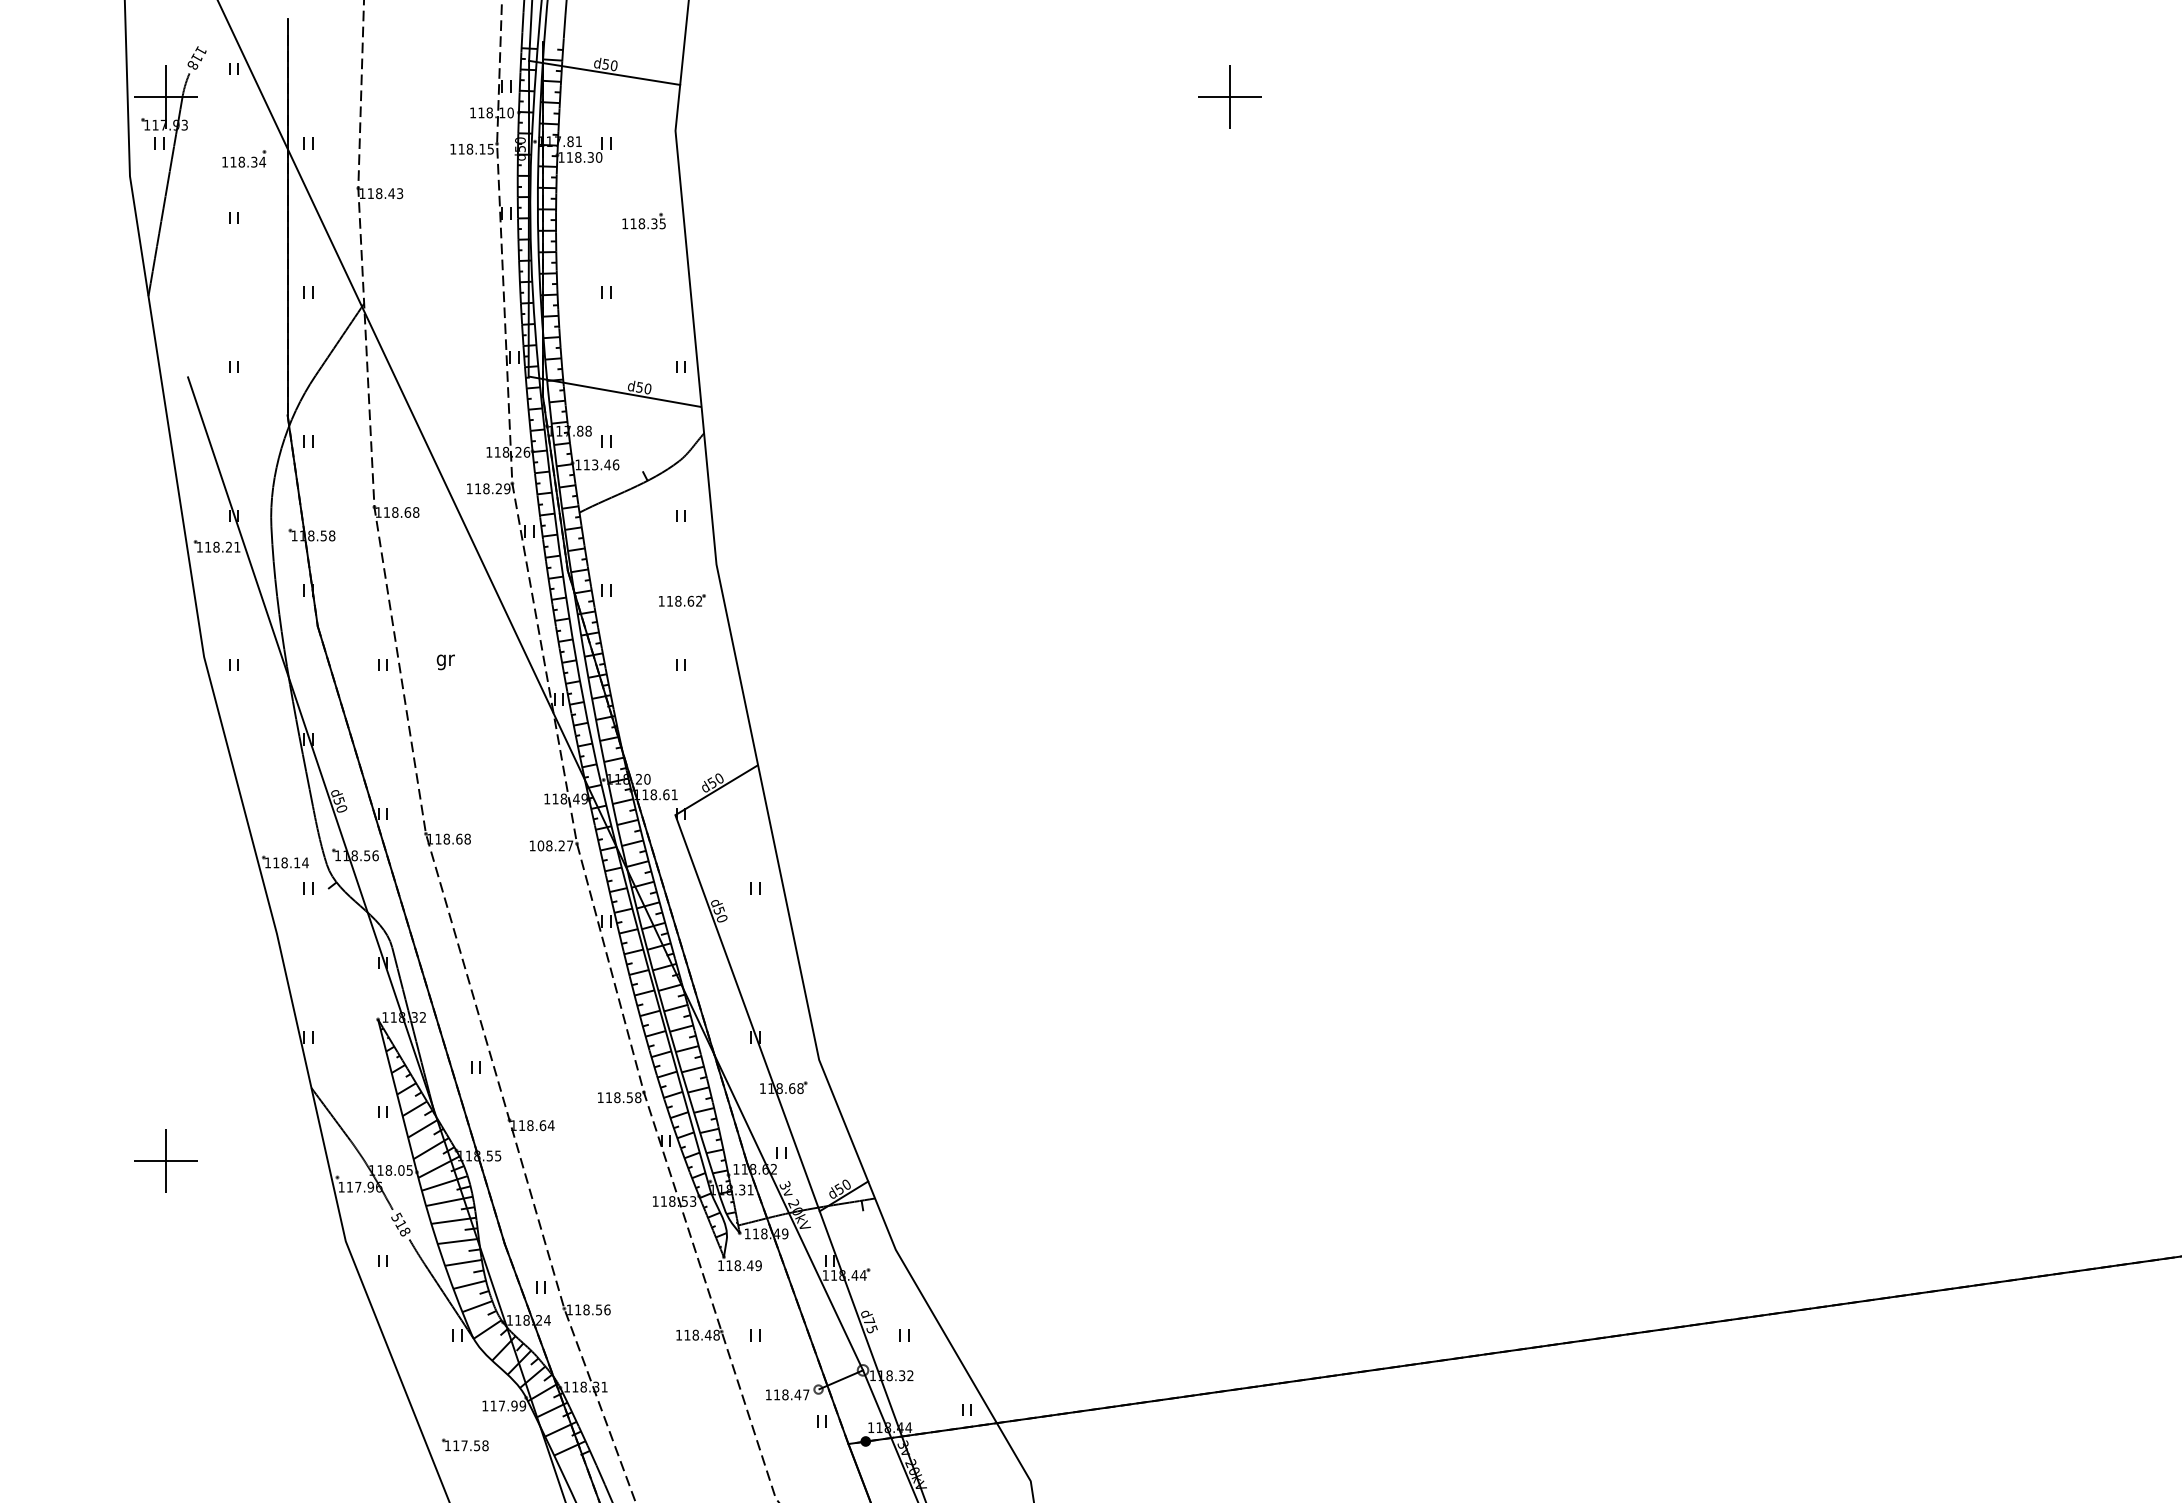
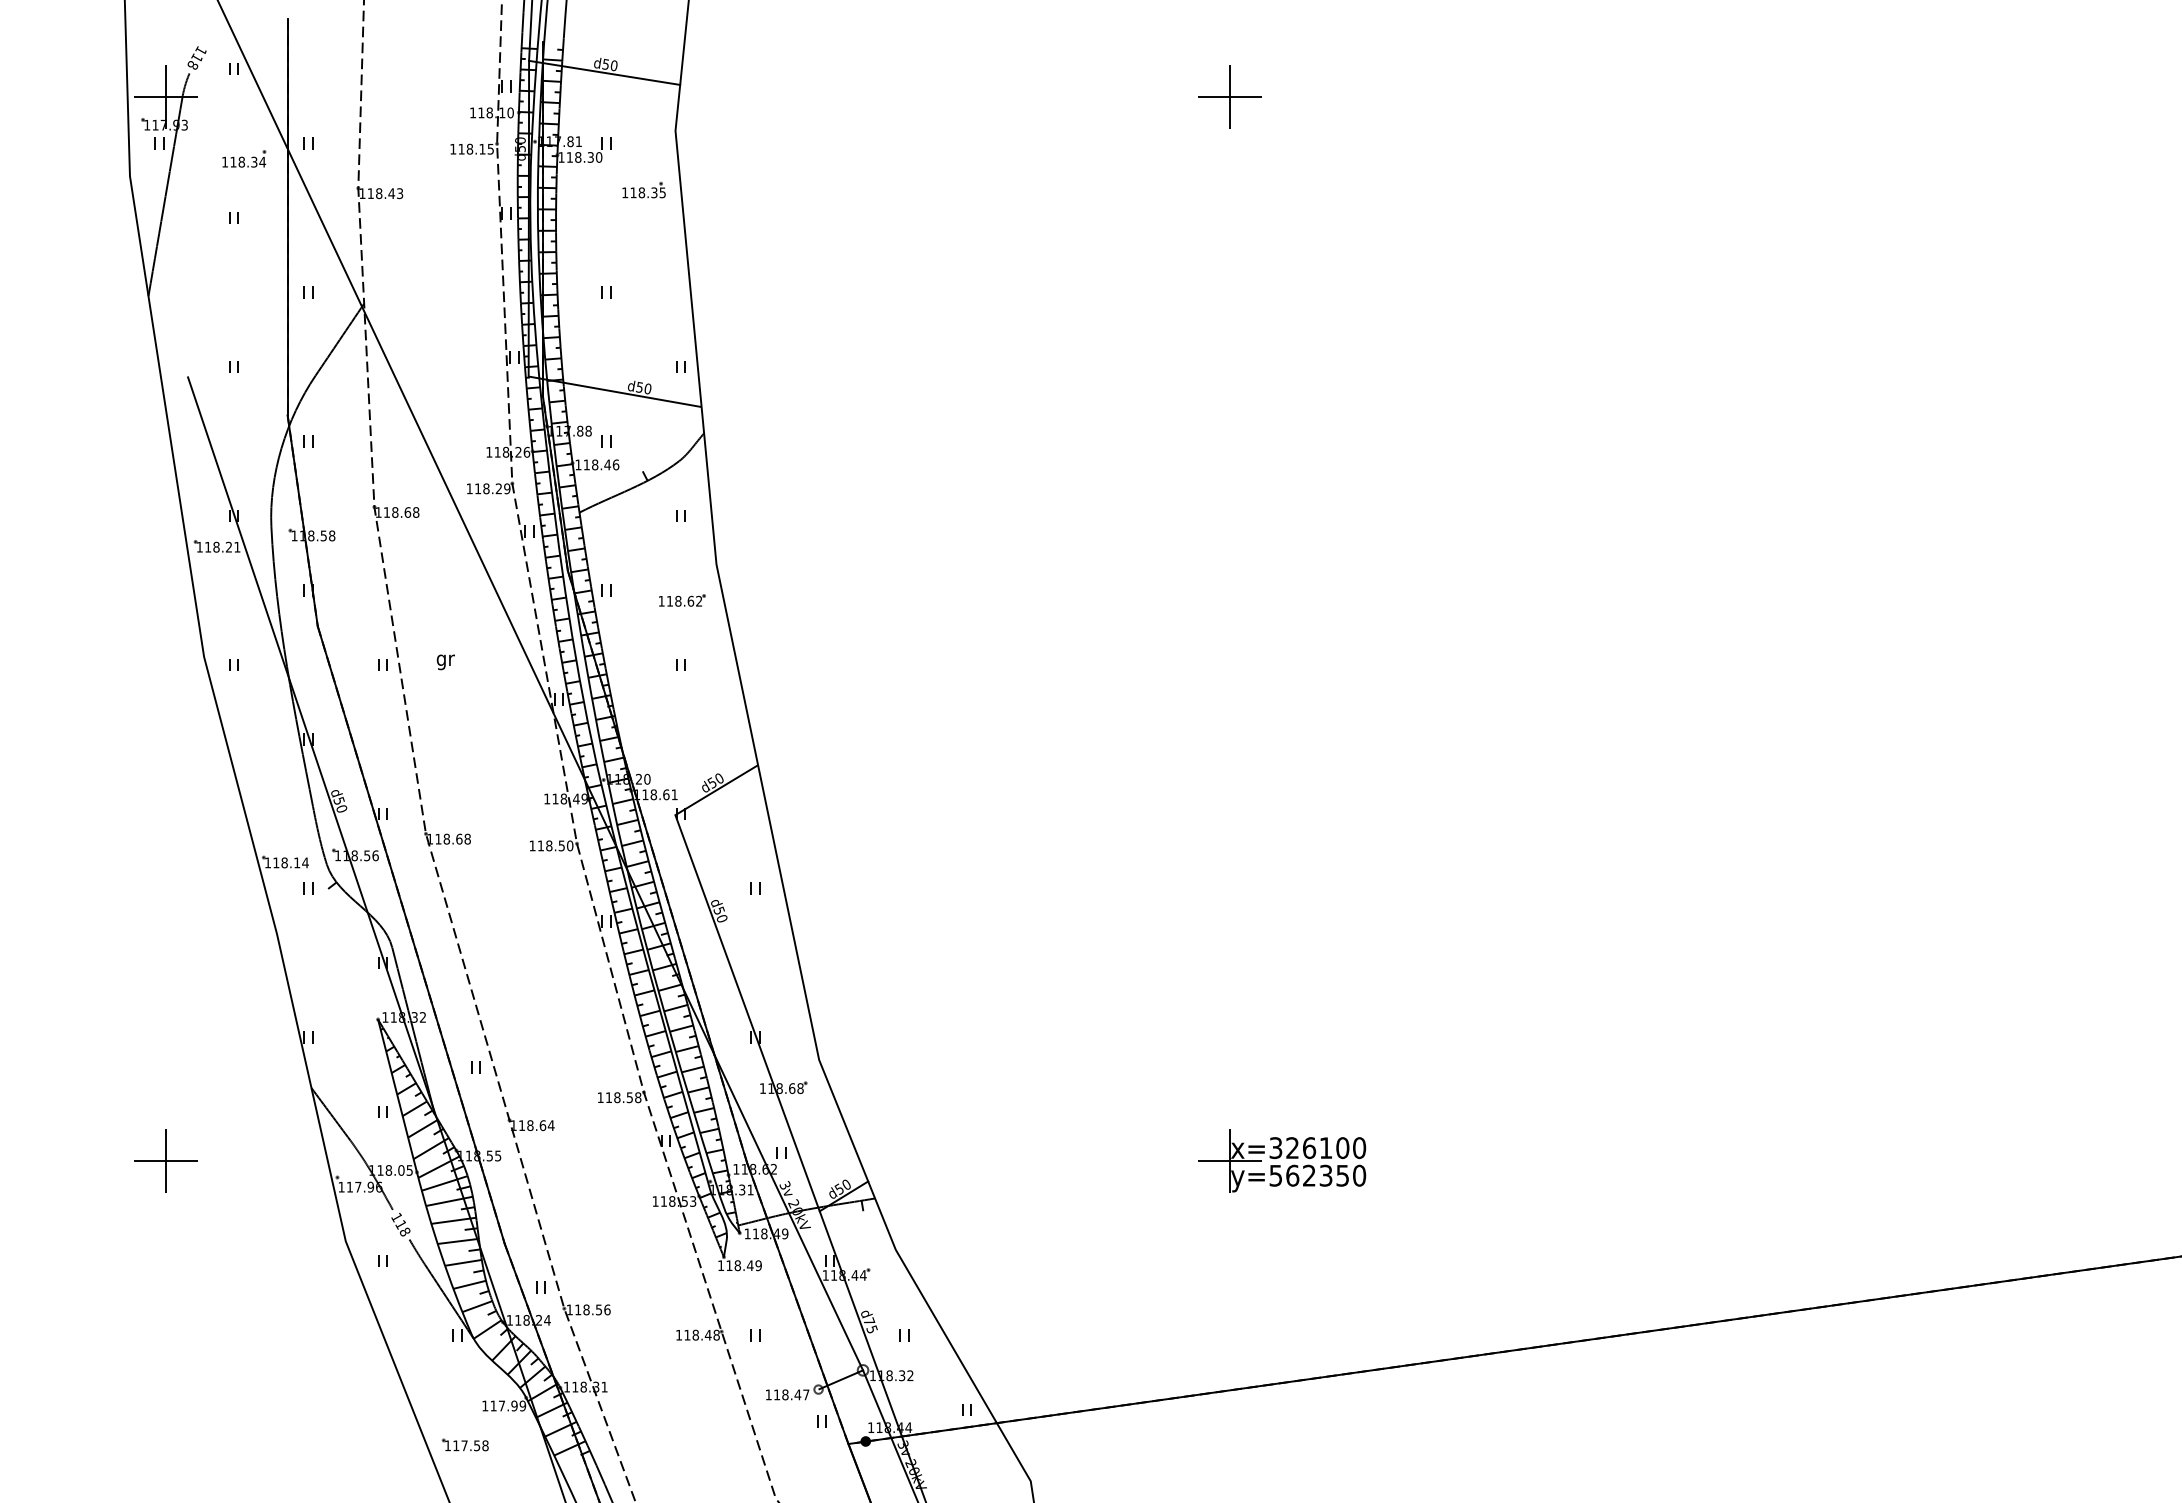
part position: (643, 220) -> (643, 189) (643, 189)
text: 113.46 -> 118.46 (595, 464)
text: 108.27 -> 118.50 (555, 845)
part: none -> present (1282, 1160)
text: 518 -> 118 (396, 1217)
